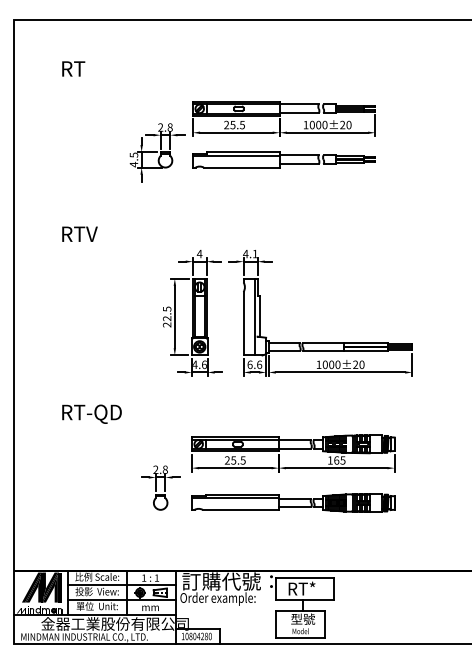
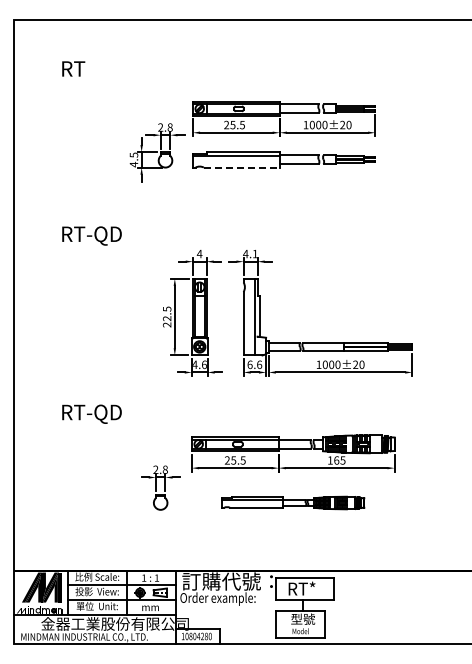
line: solid -> dashed (242, 167)
text: RTV -> RT-QD (103, 235)
part size: 205x20 px -> 145x16 px (293, 502)
